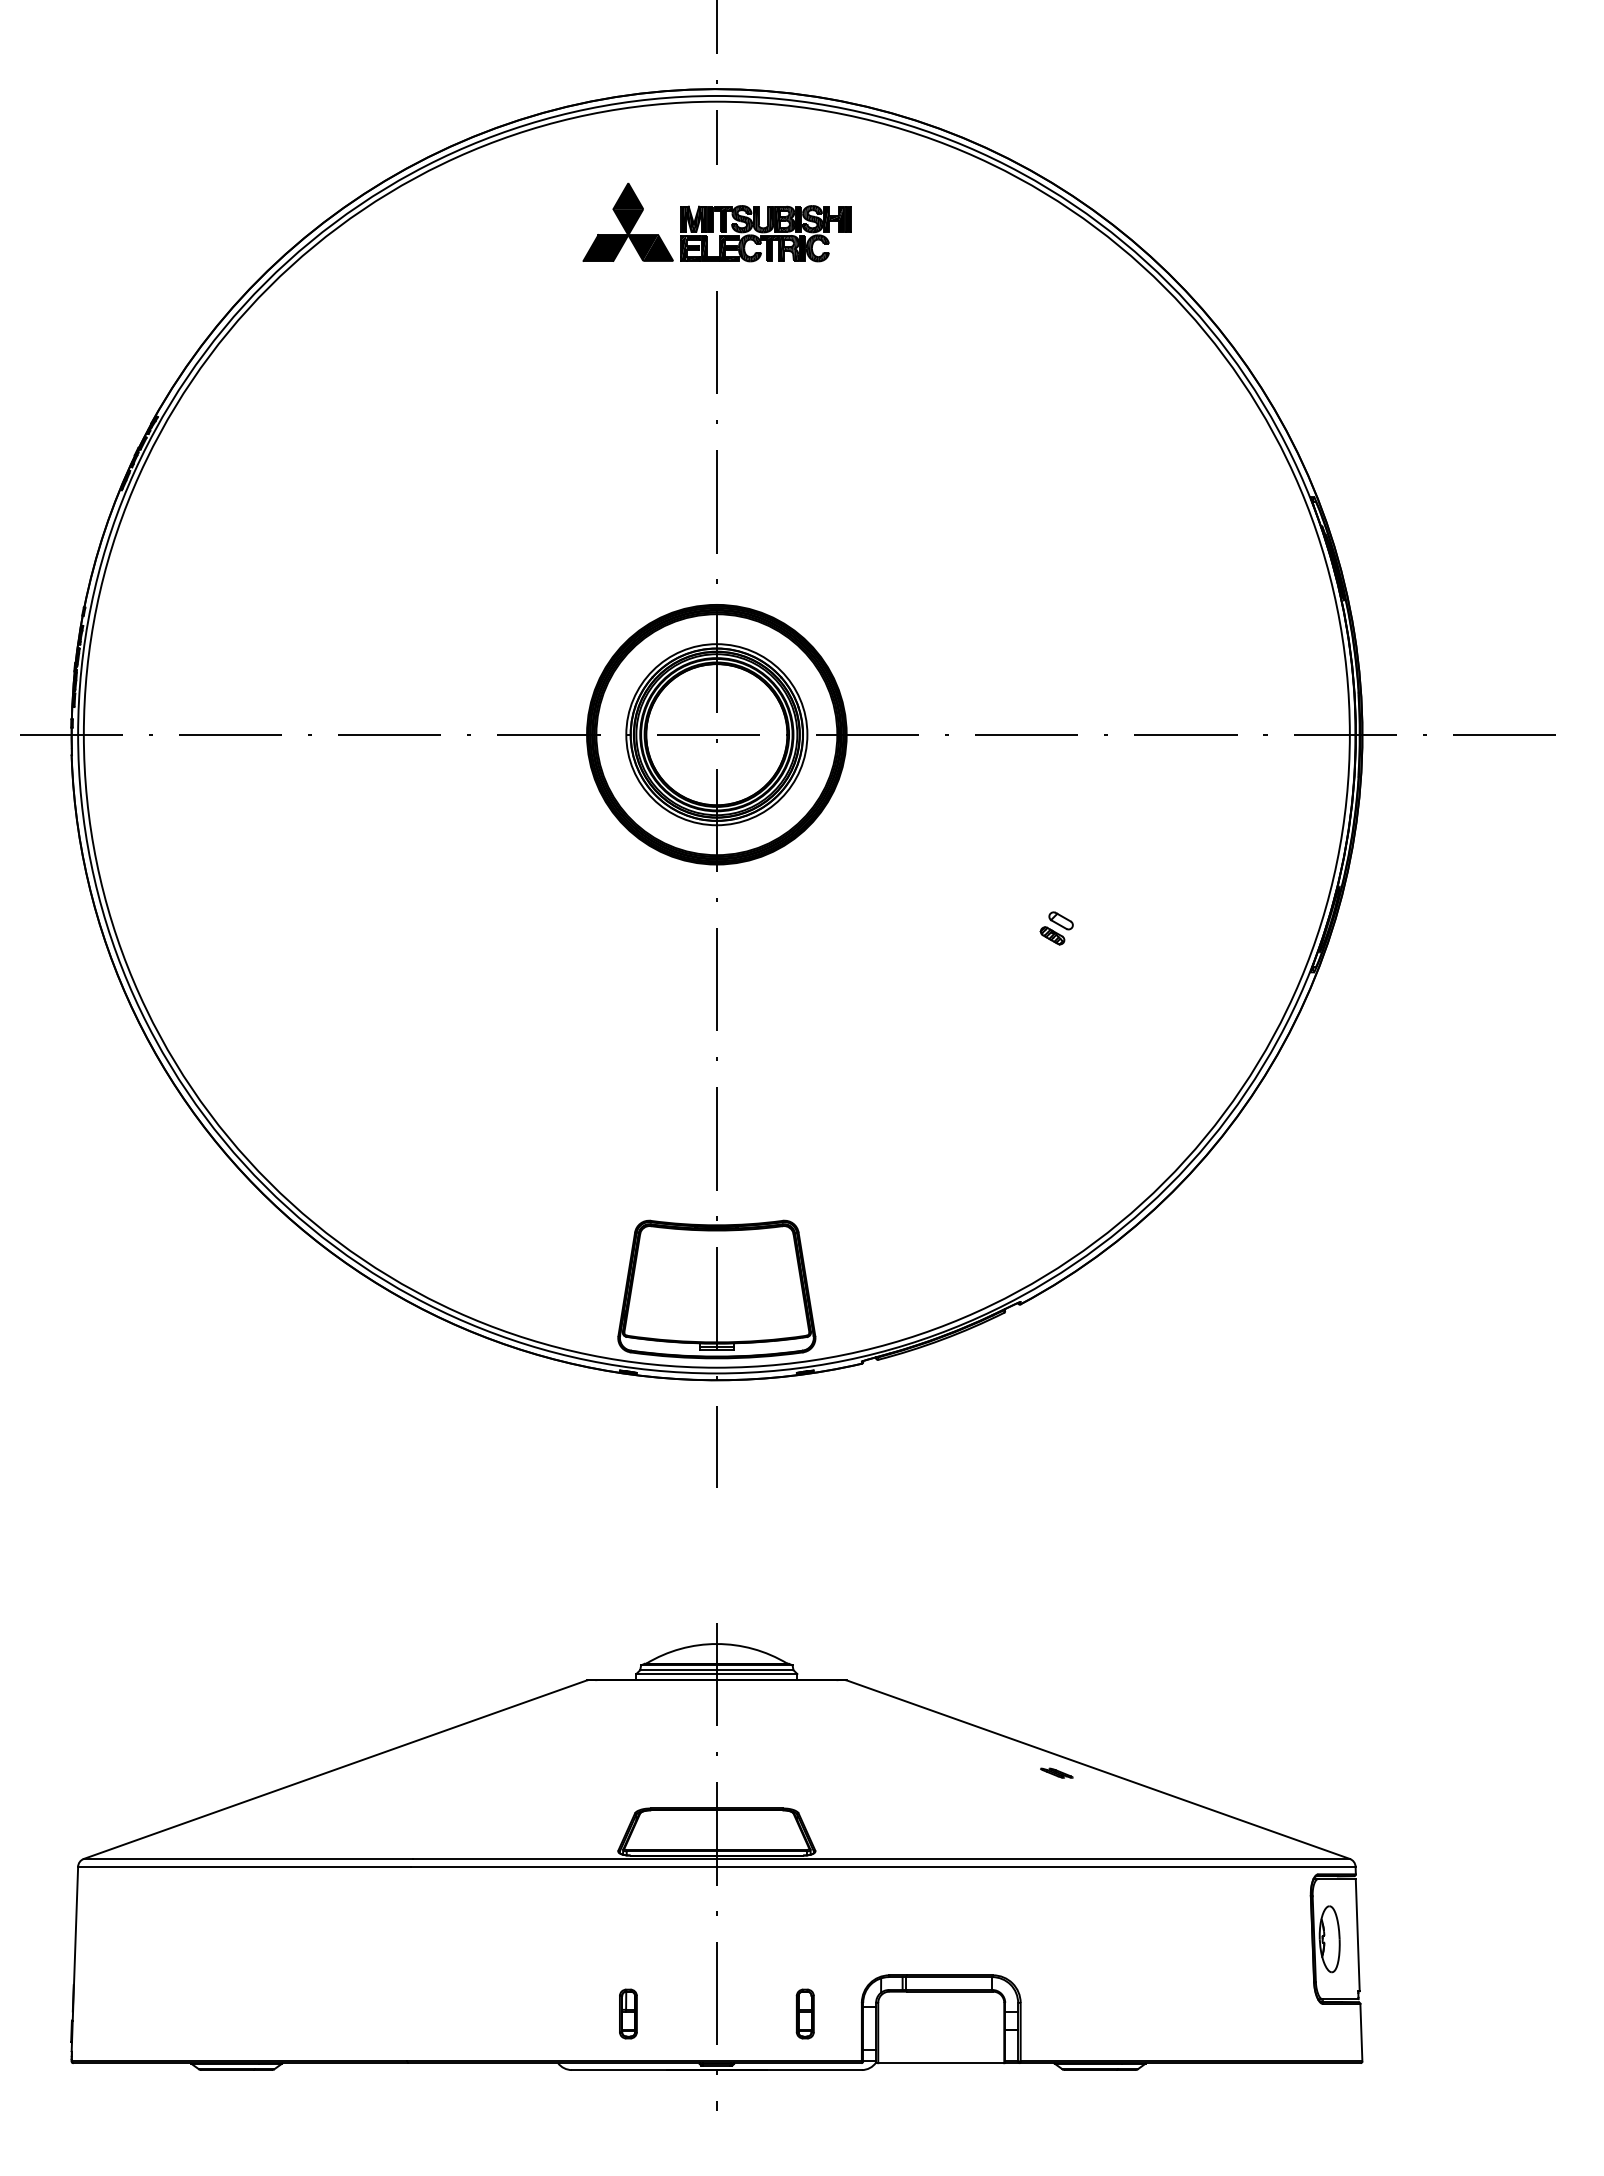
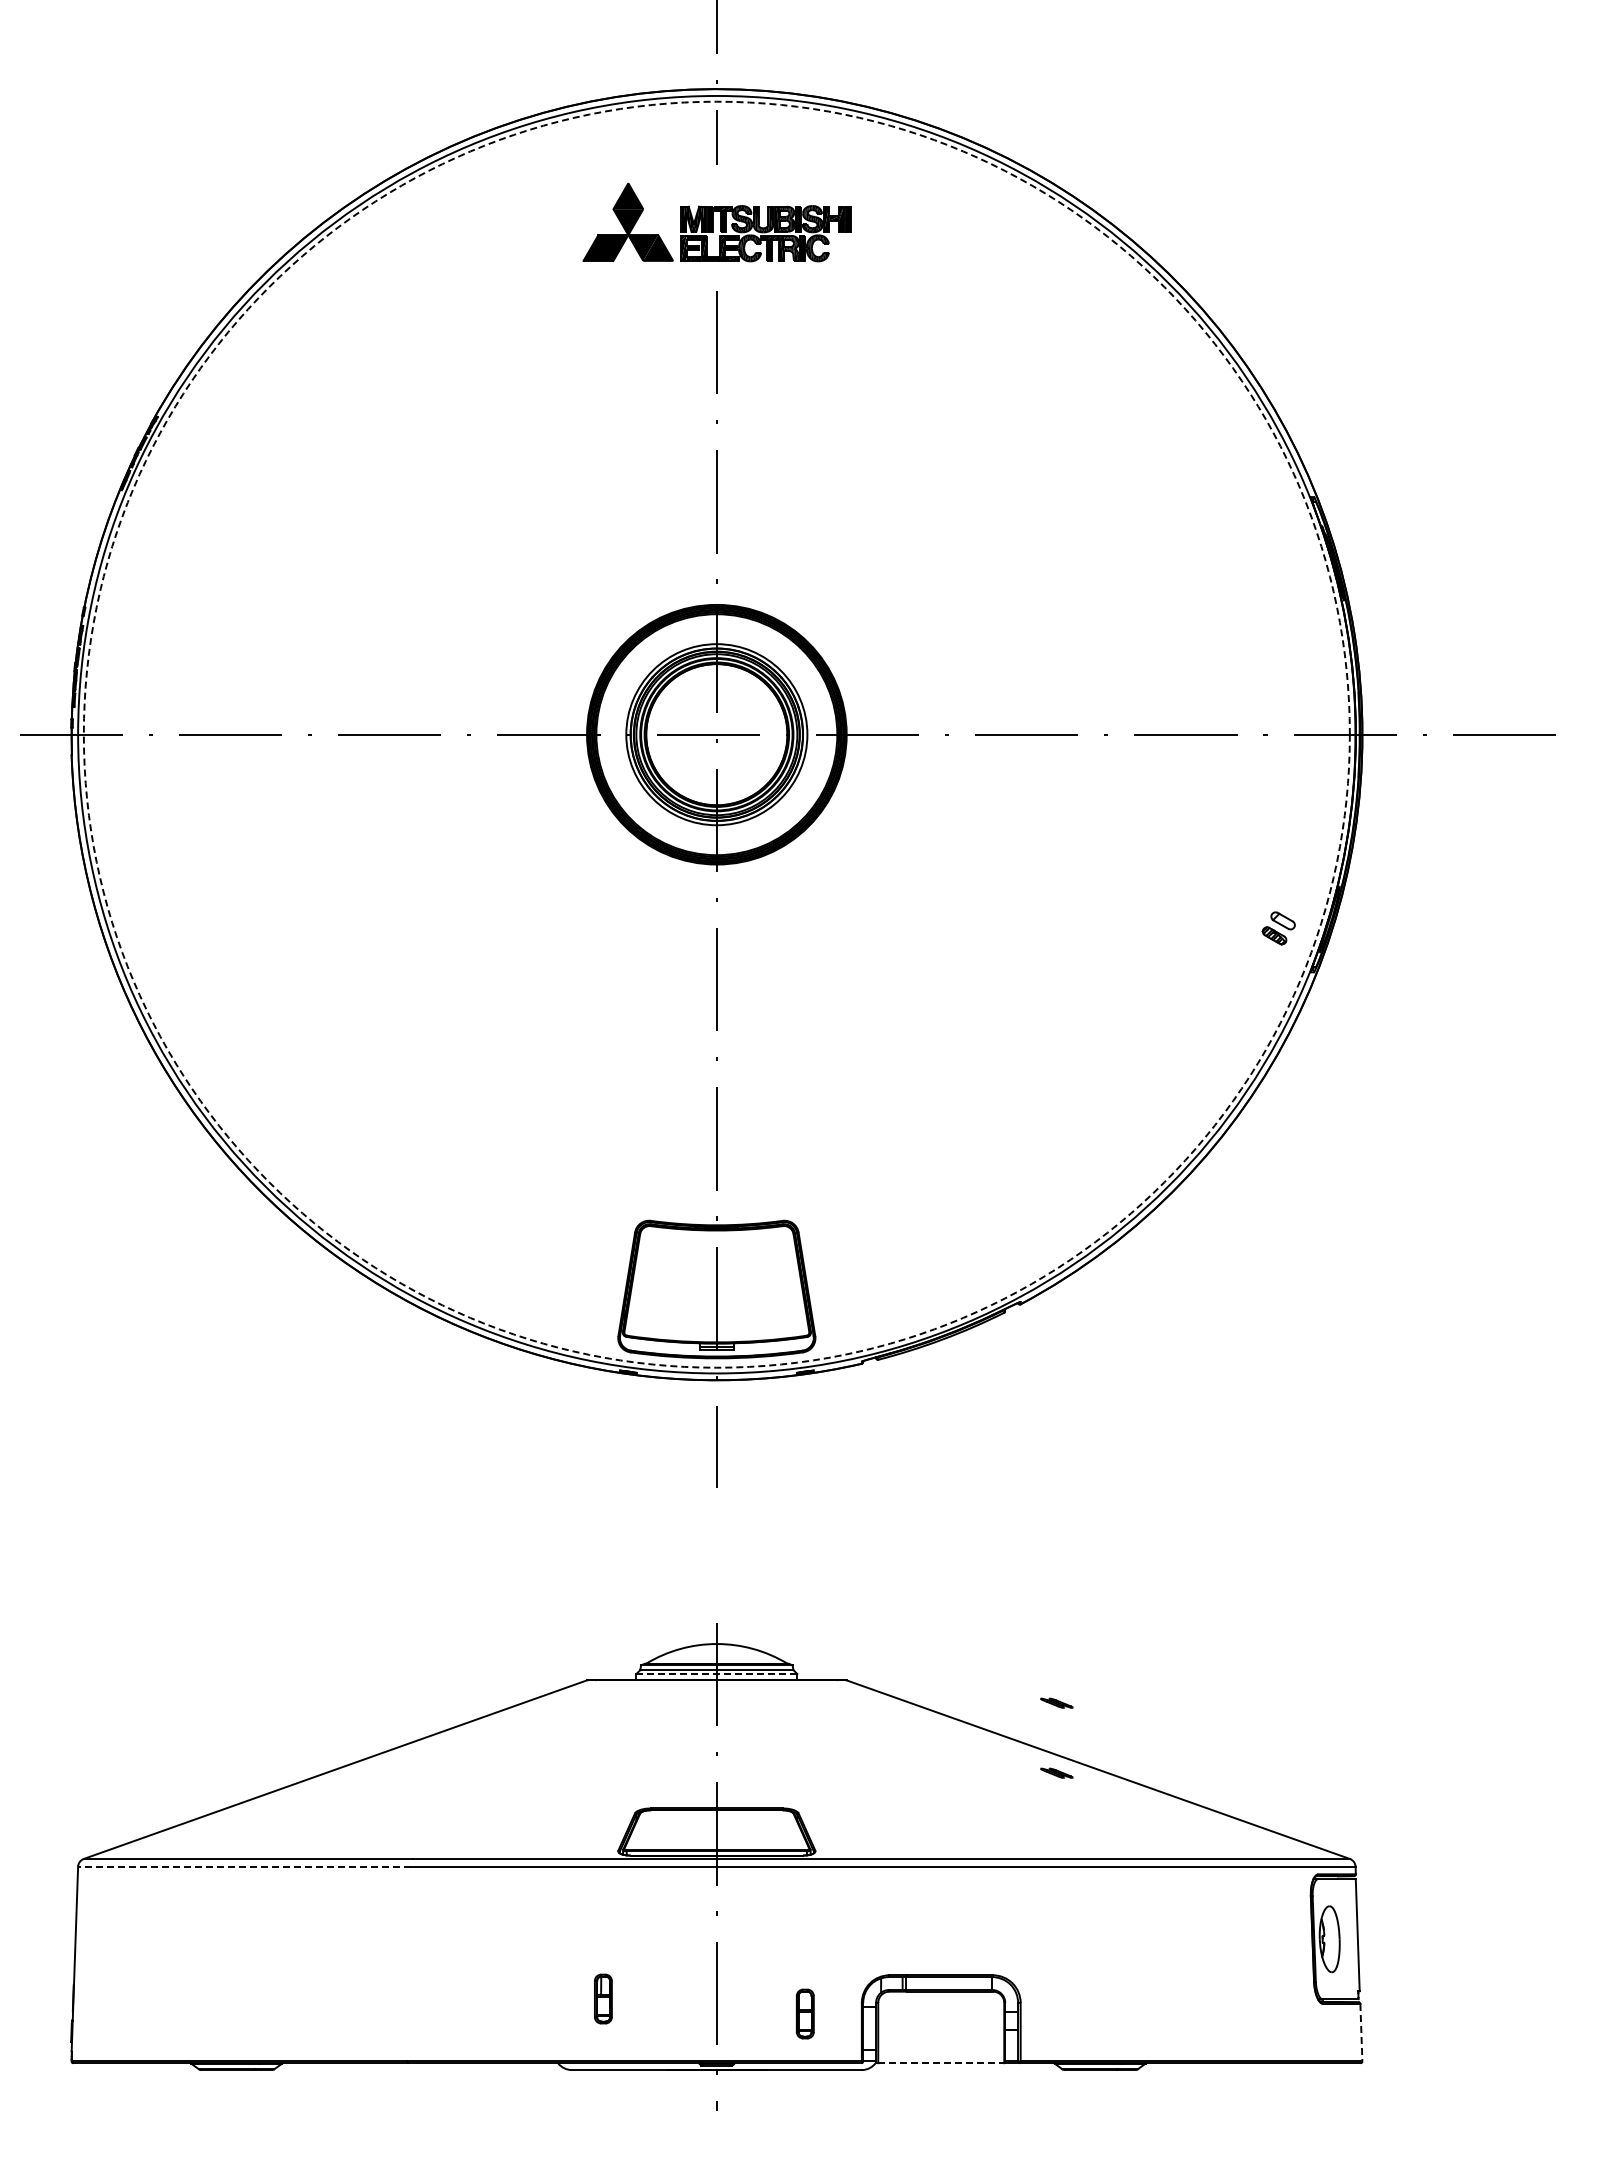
circle: solid -> dashed (716, 734)
part position: (1056, 928) -> (1278, 928) (1278, 928)
line: solid -> dashed (717, 1674)
part: none -> present (1056, 1702)
line: solid -> dashed (243, 1866)
part position: (628, 2013) -> (603, 1998) (603, 1998)
line: solid -> dashed (1361, 2032)
line: solid -> dashed (941, 2063)
